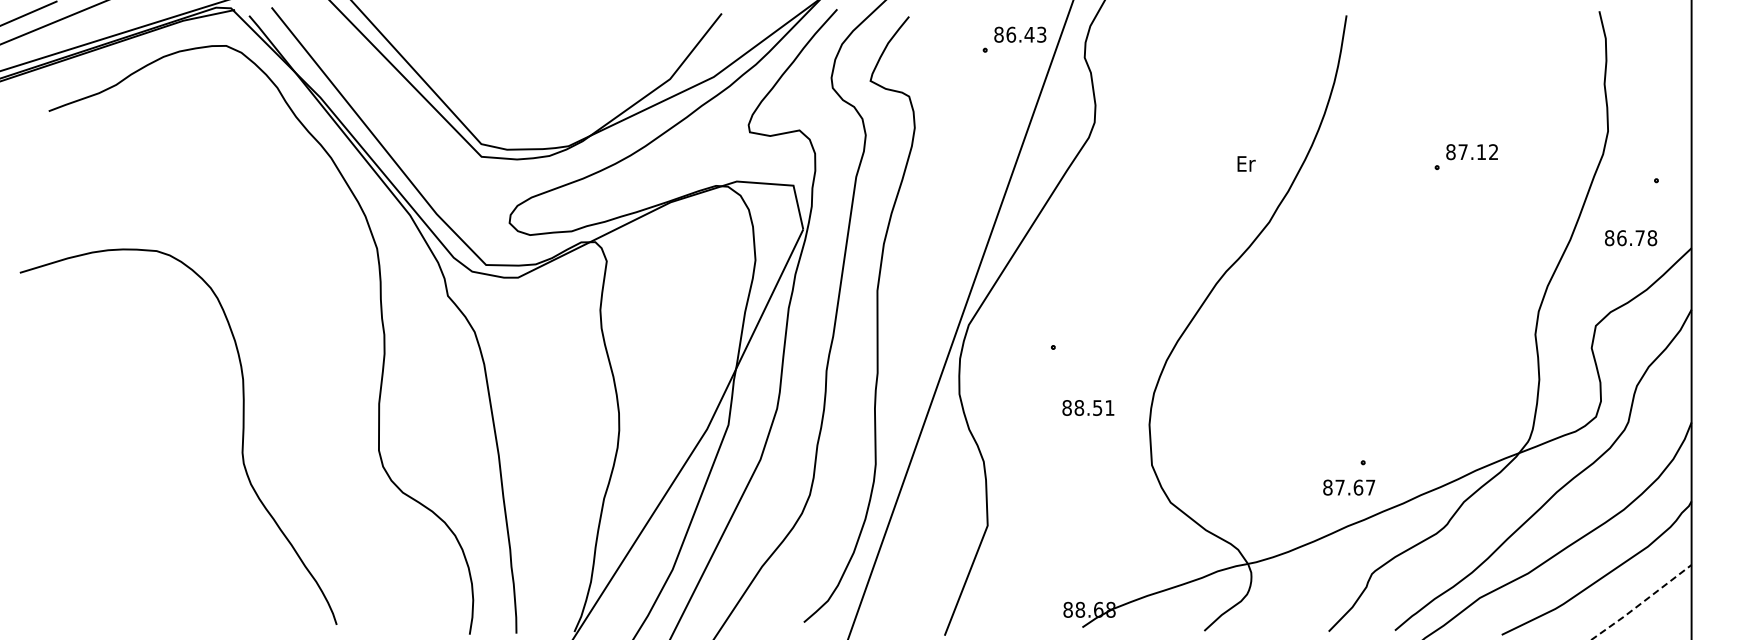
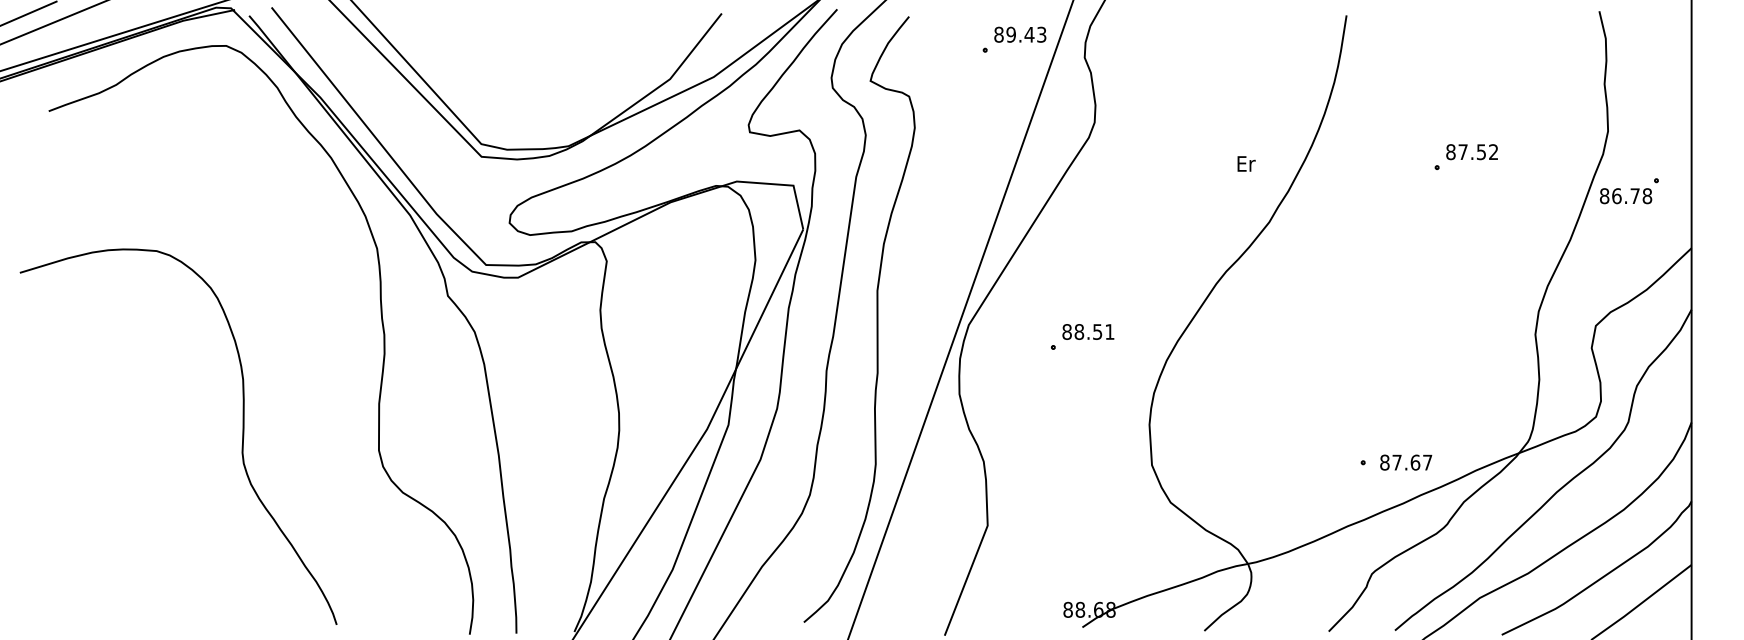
text: 86.43 -> 89.43 (1011, 34)
text: 87.12 -> 87.52 (1481, 152)
text position: (1631, 238) -> (1626, 196) (1626, 196)
text position: (1088, 407) -> (1088, 331) (1088, 331)
text position: (1349, 487) -> (1406, 462) (1406, 462)
line: dashed -> solid (1642, 602)
